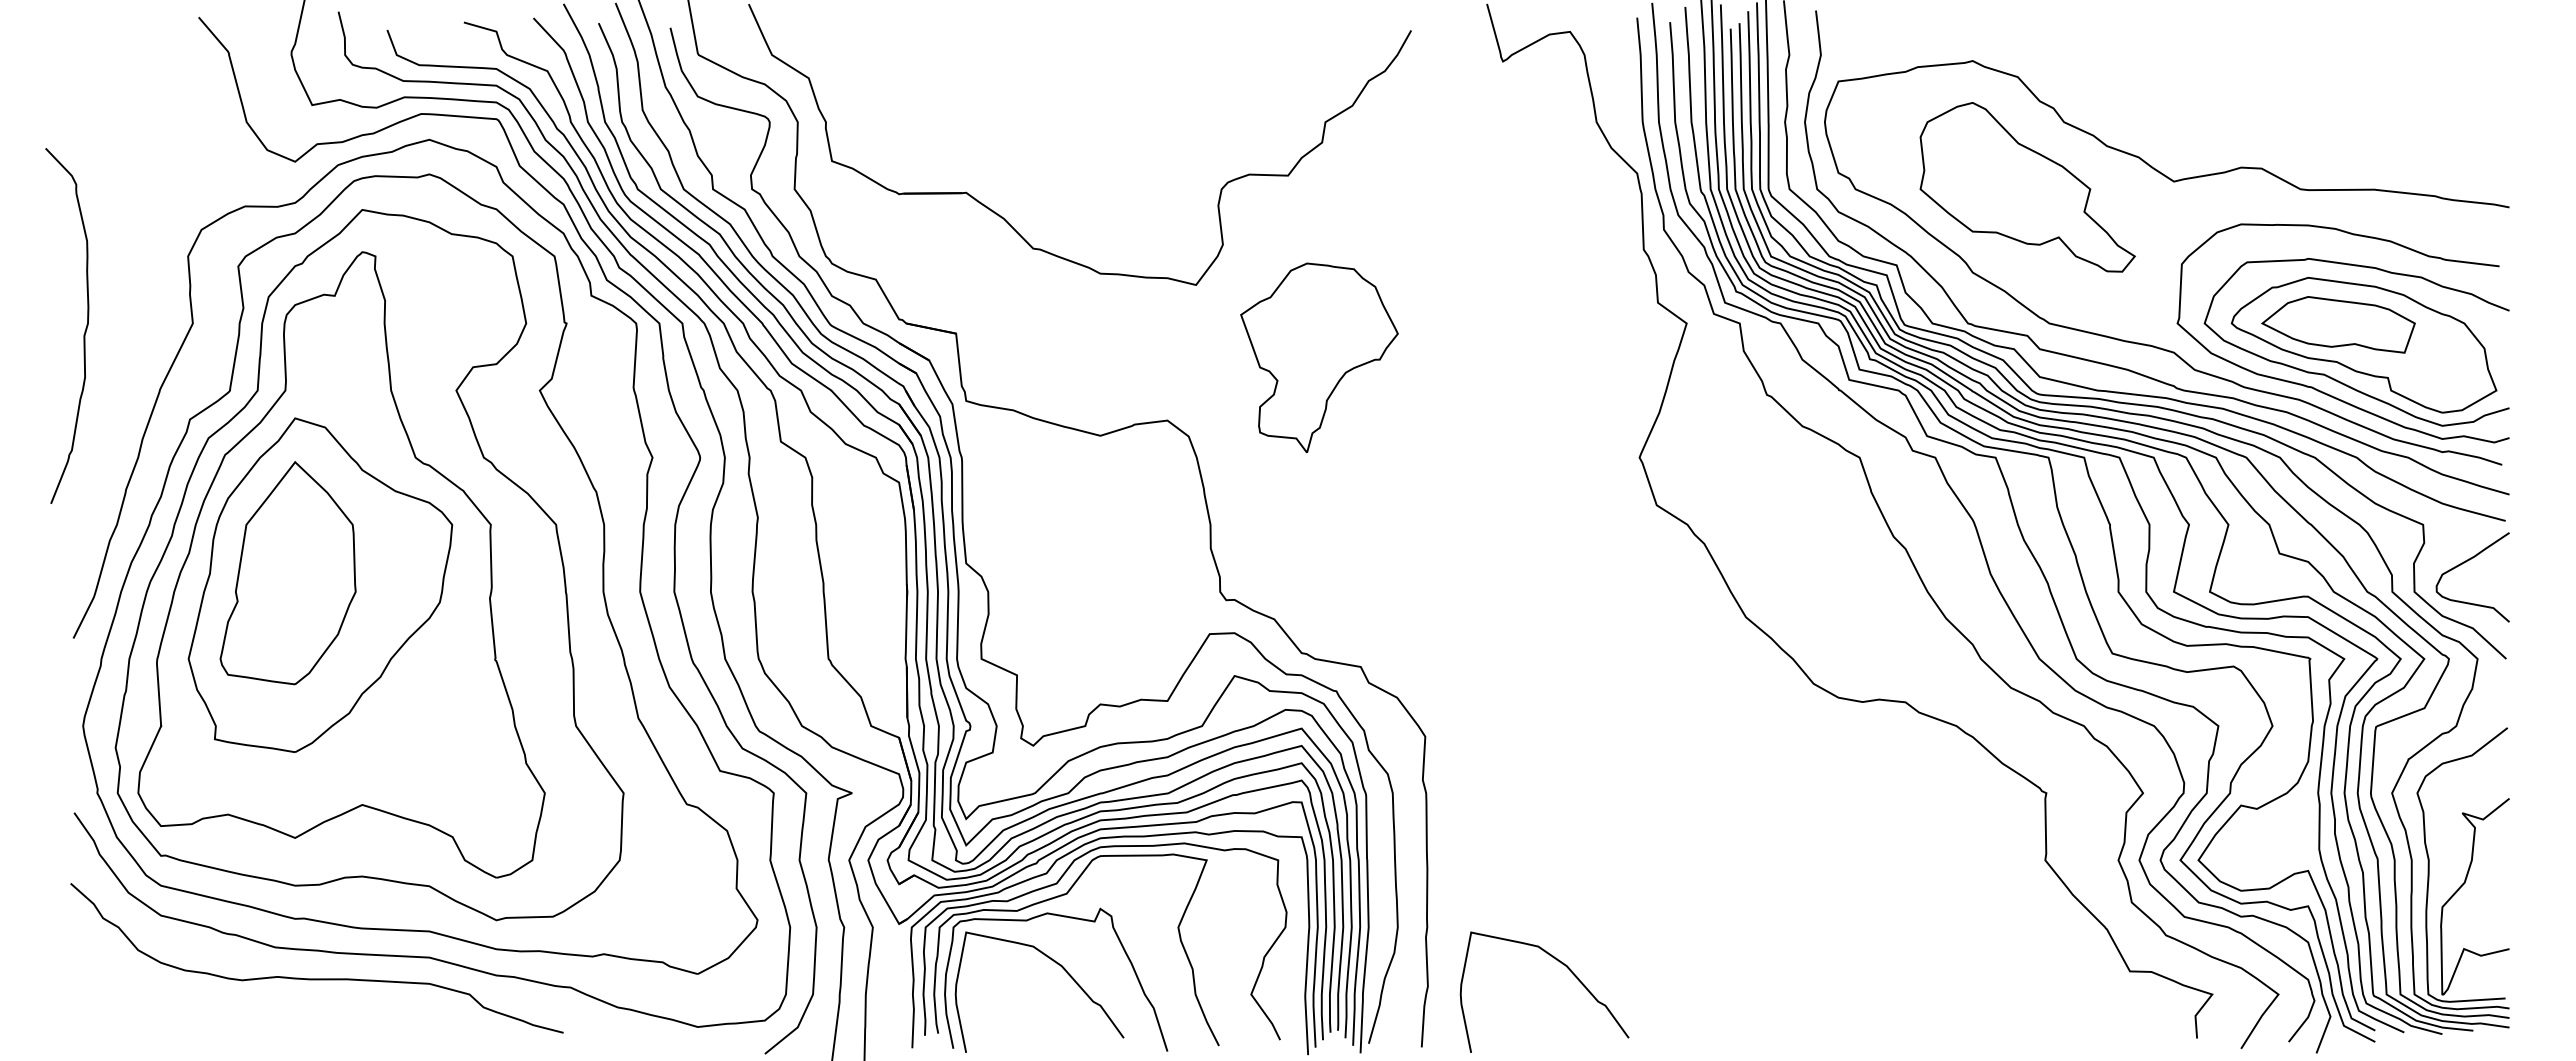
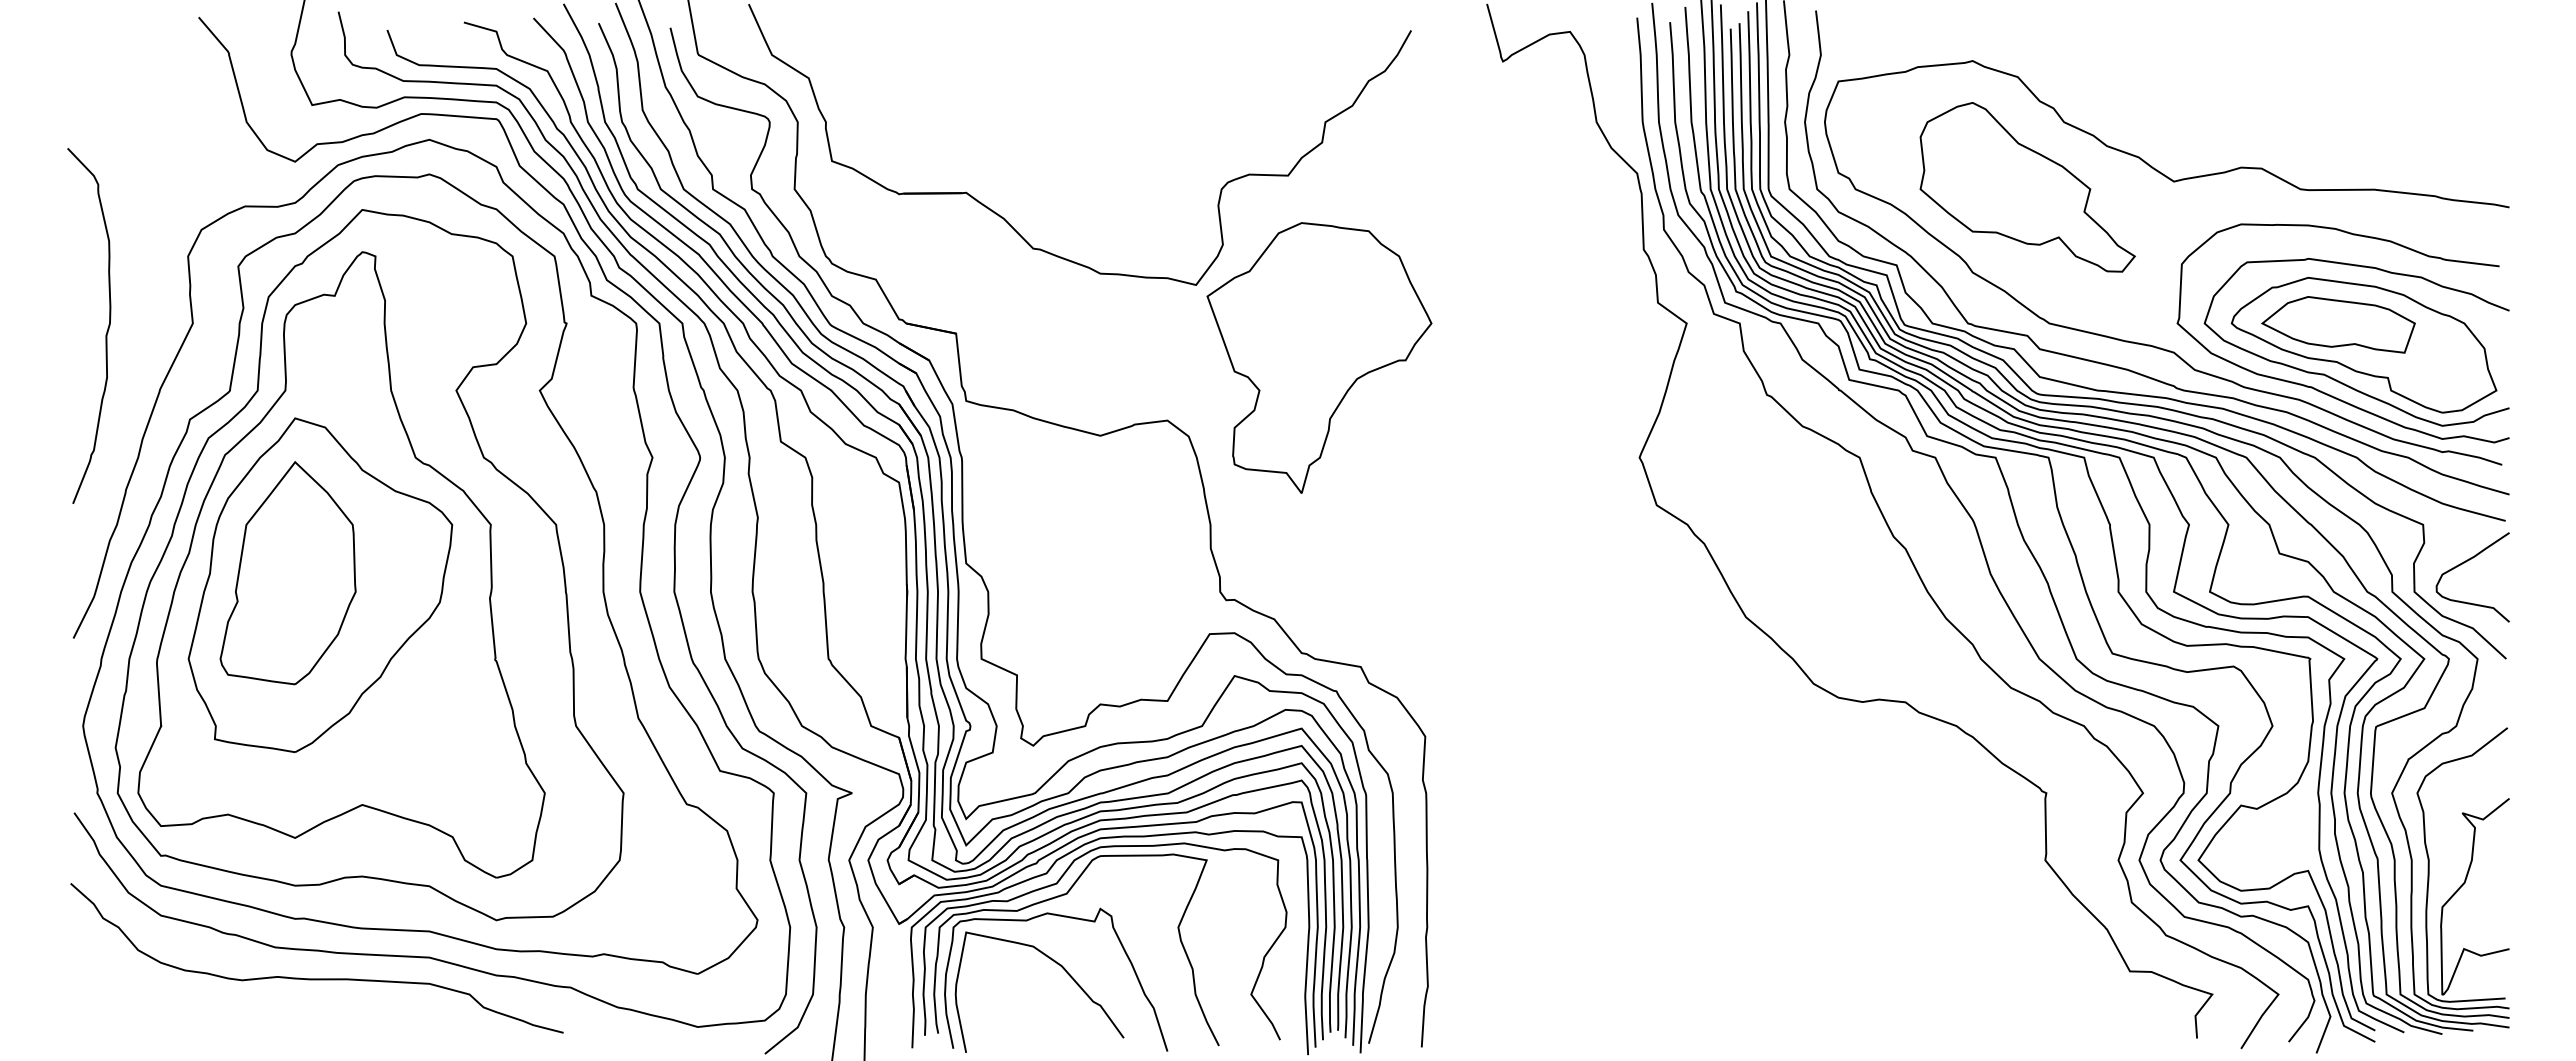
curve position: (84, 331) -> (106, 331) (106, 331)
part size: 159x192 px -> 227x272 px (1319, 357)
curve: present -> none (1562, 964)
